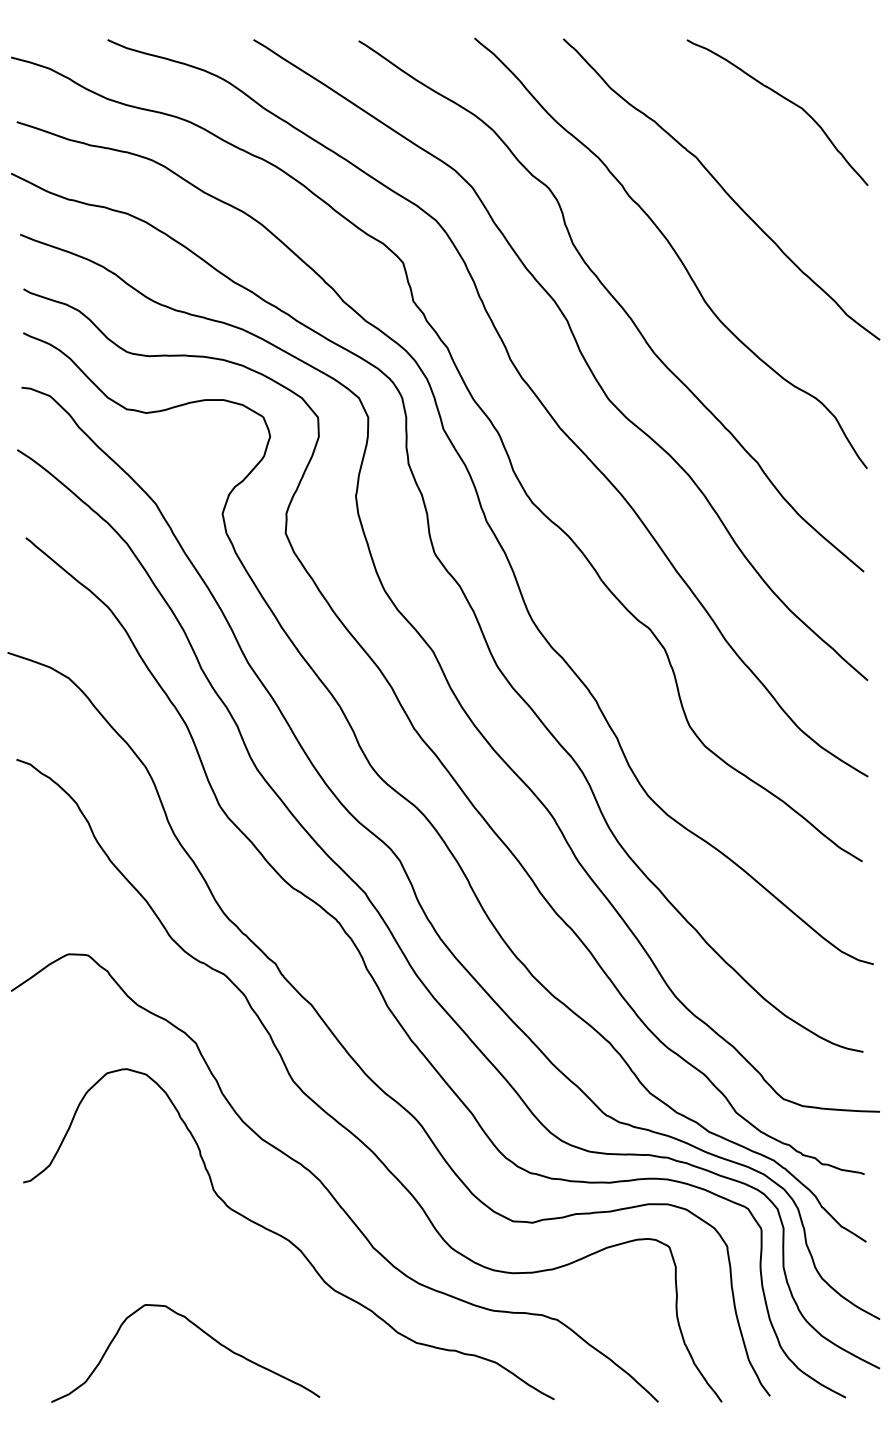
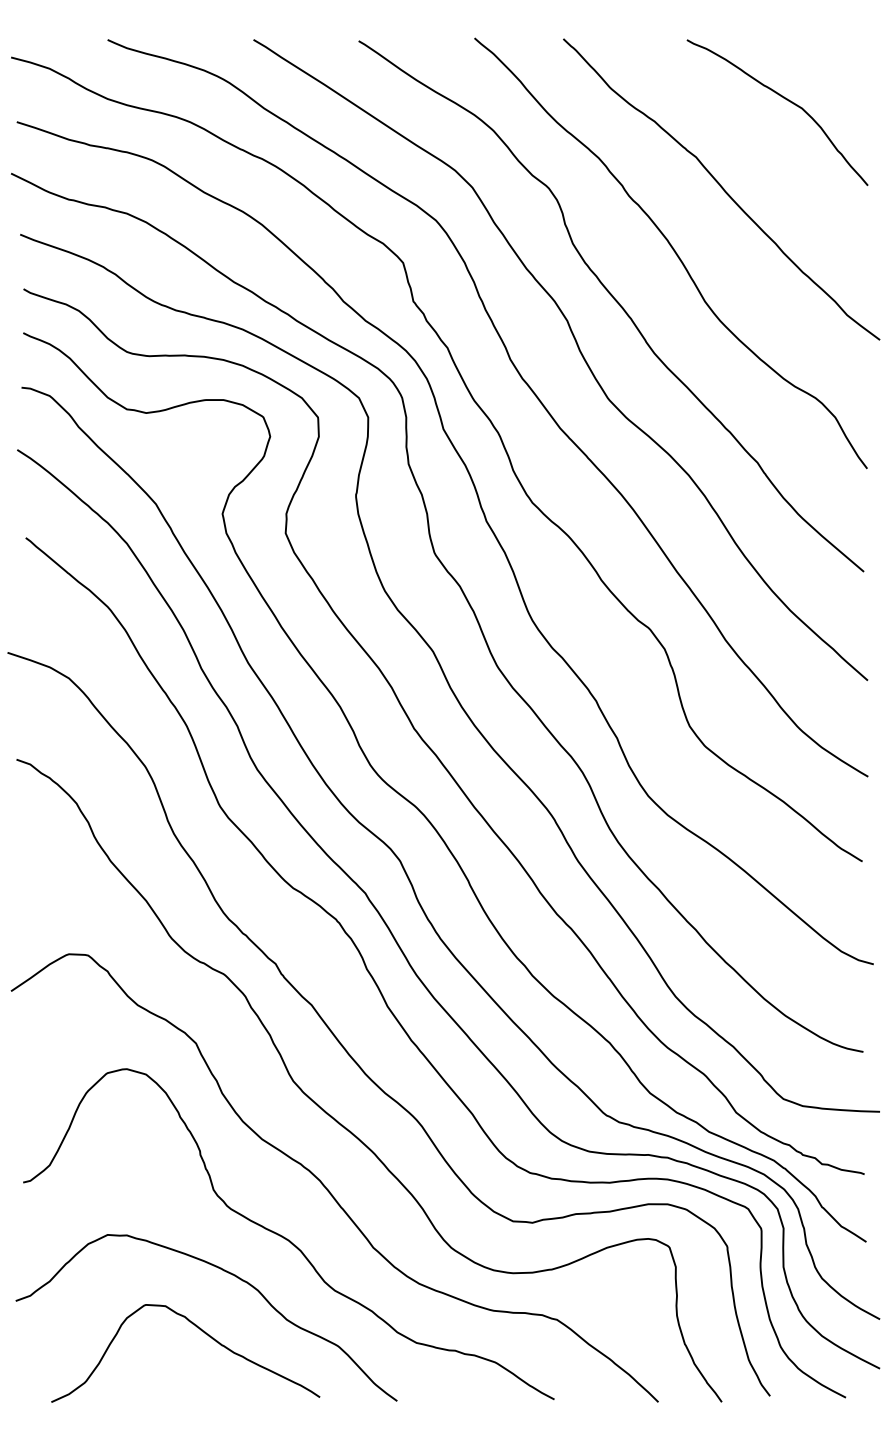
curve: none -> present (223, 1271)
